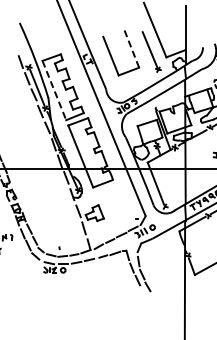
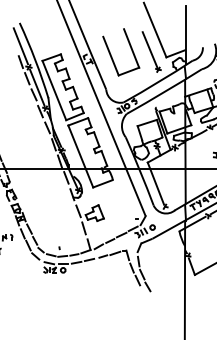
line: none -> present (20, 46)
line: dashed -> solid (131, 48)
line: dashed -> solid (54, 90)
